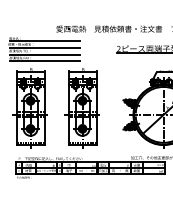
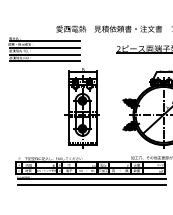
part: present -> none (29, 108)
line: none -> present (91, 179)
line: none -> present (91, 184)
